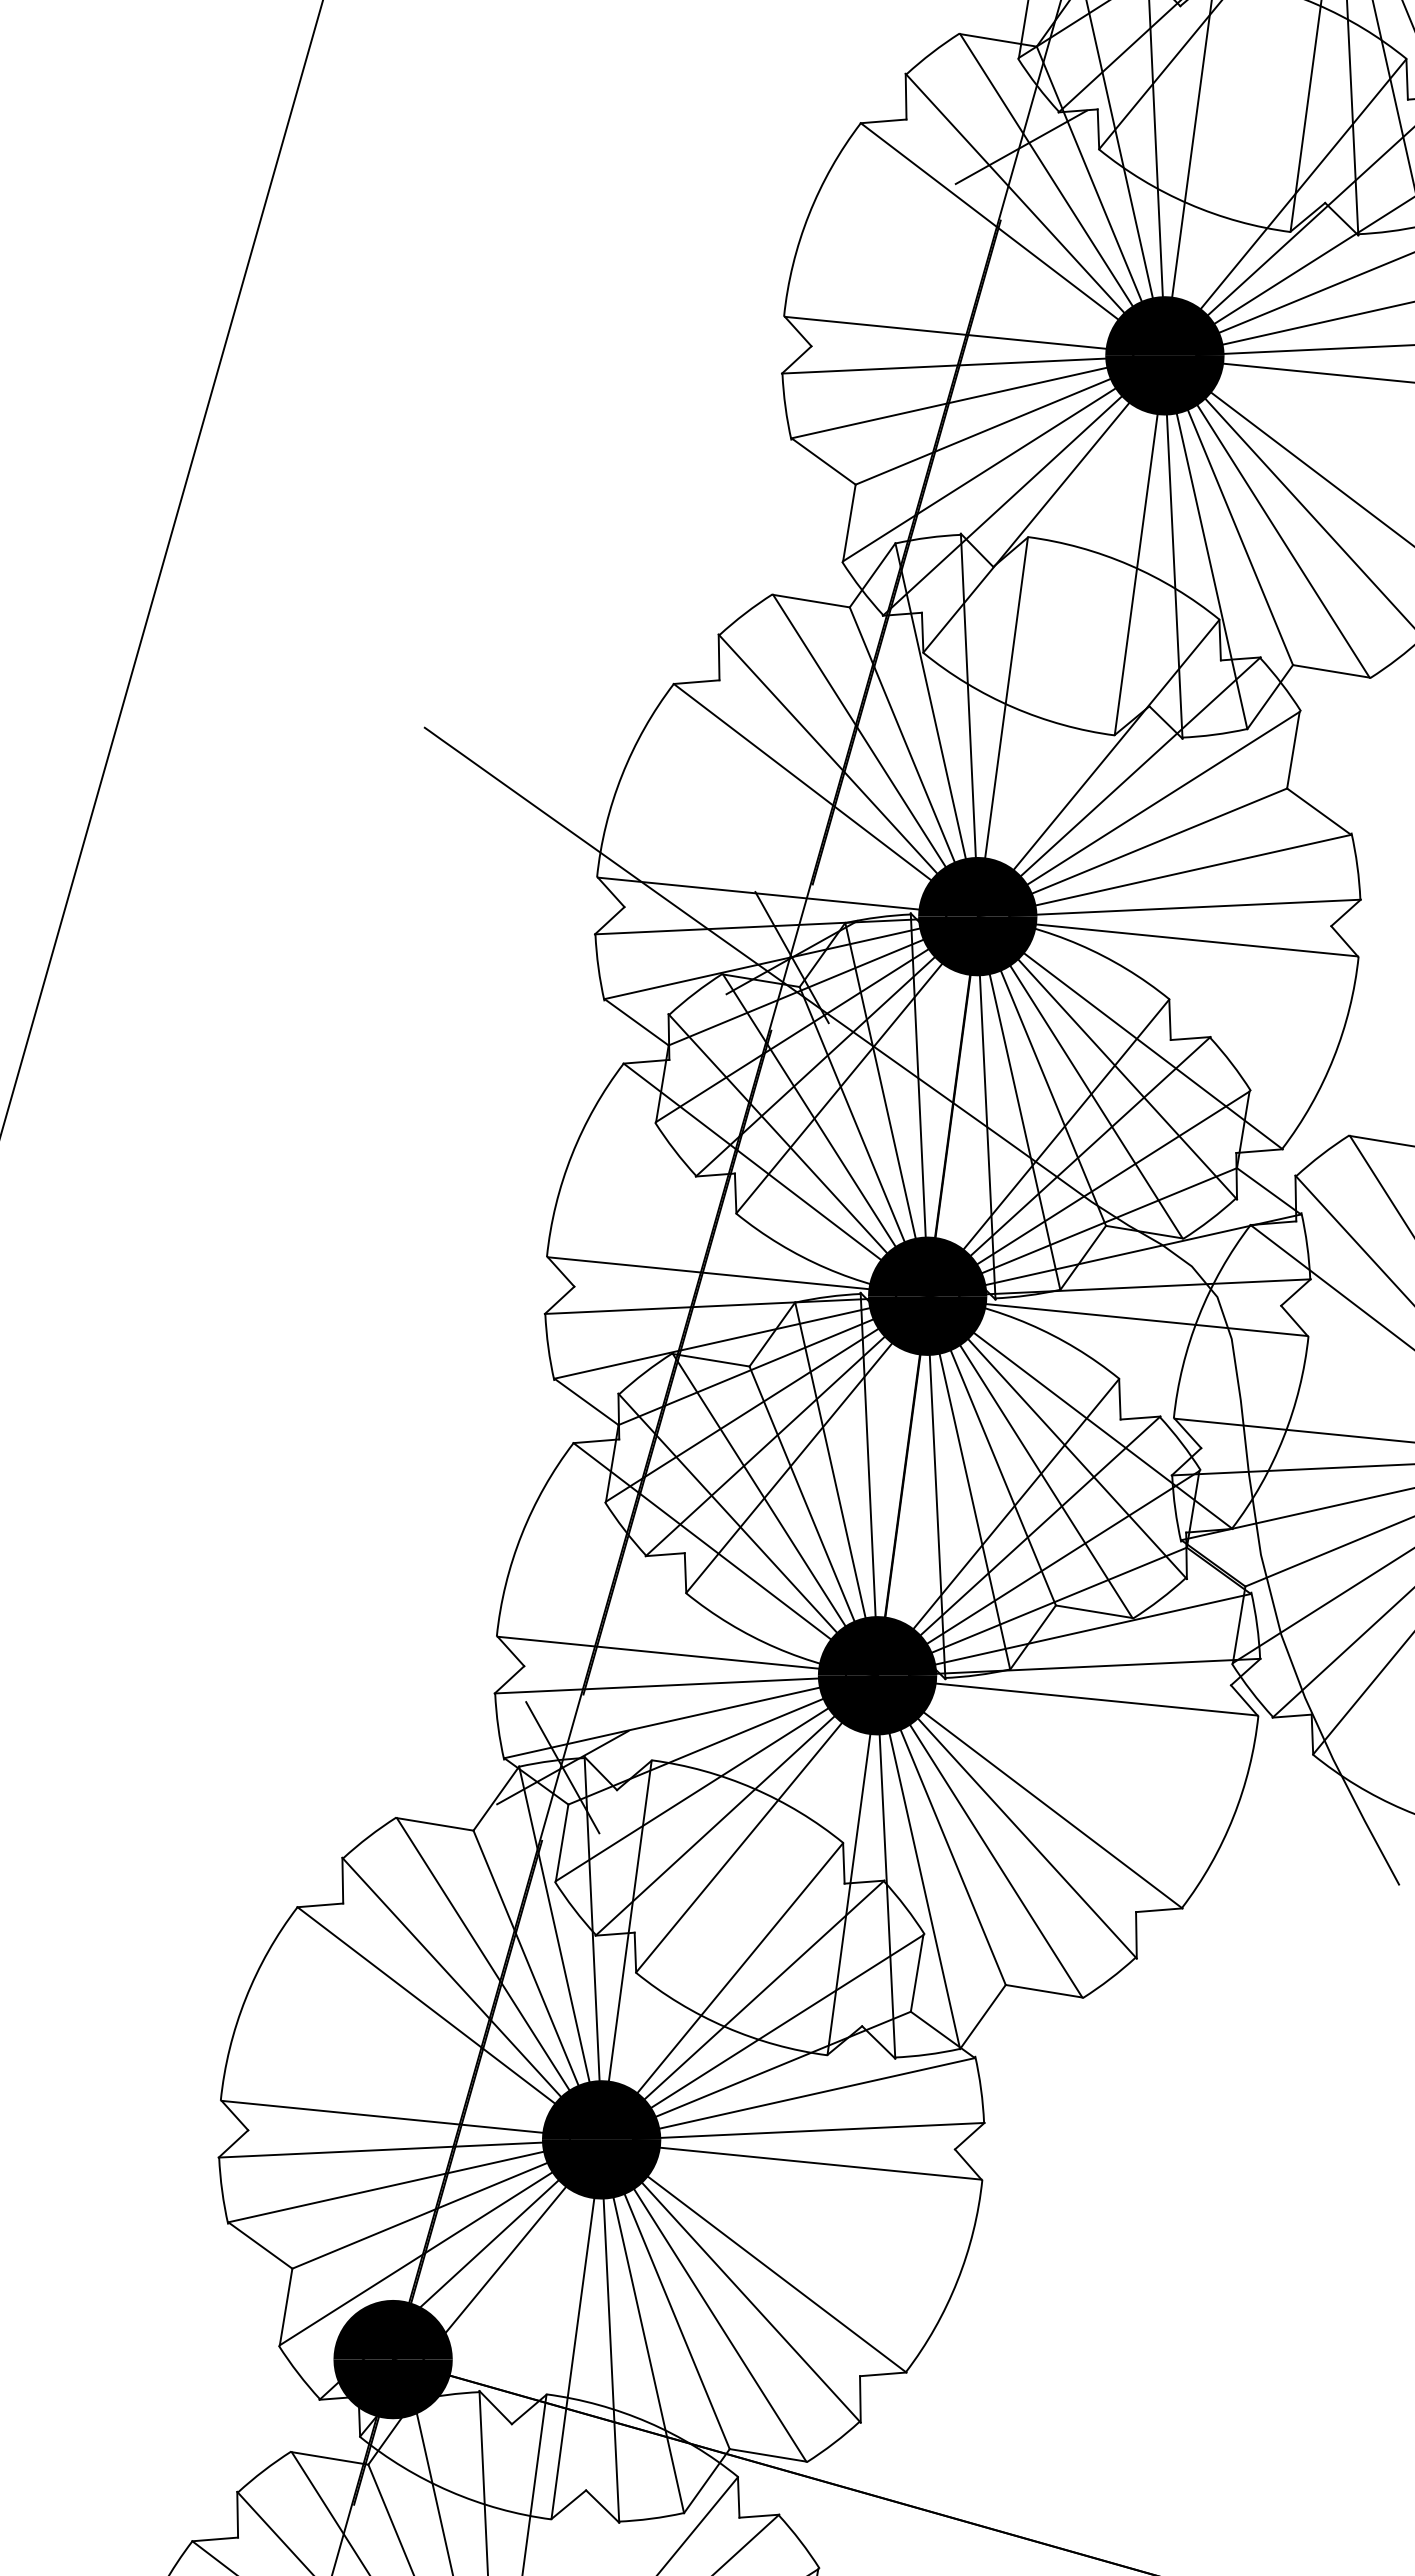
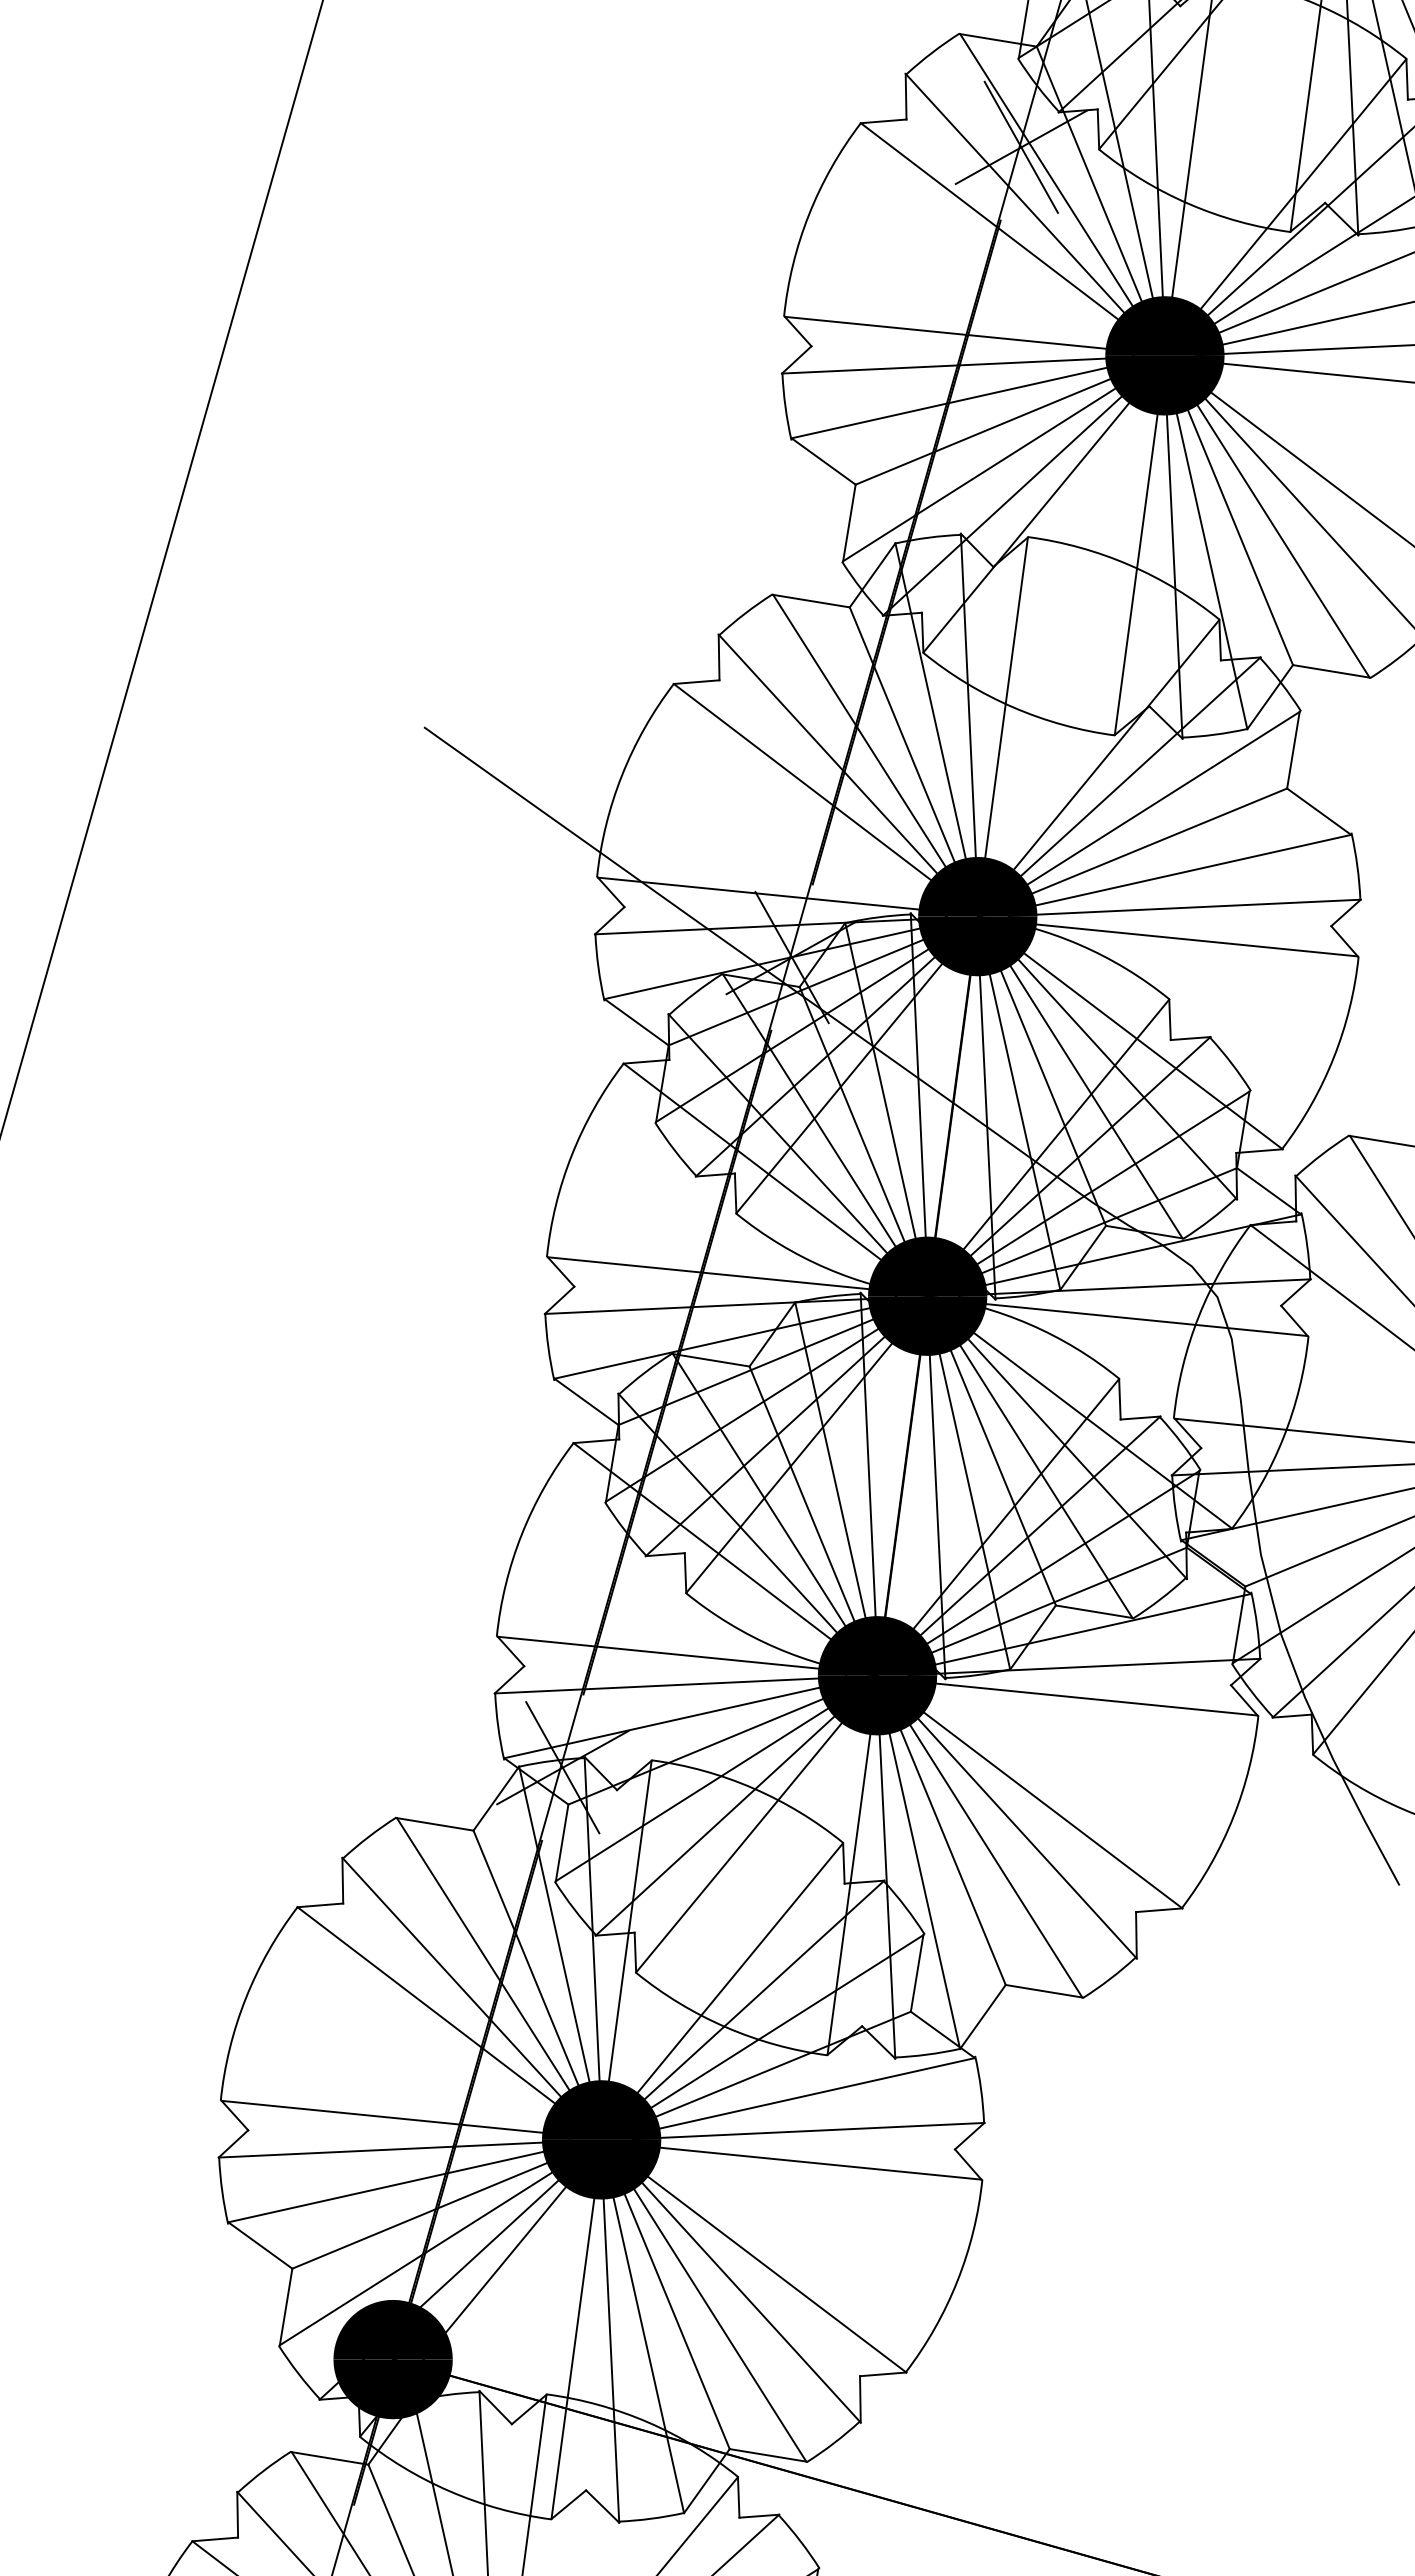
line: none -> present (1020, 146)
